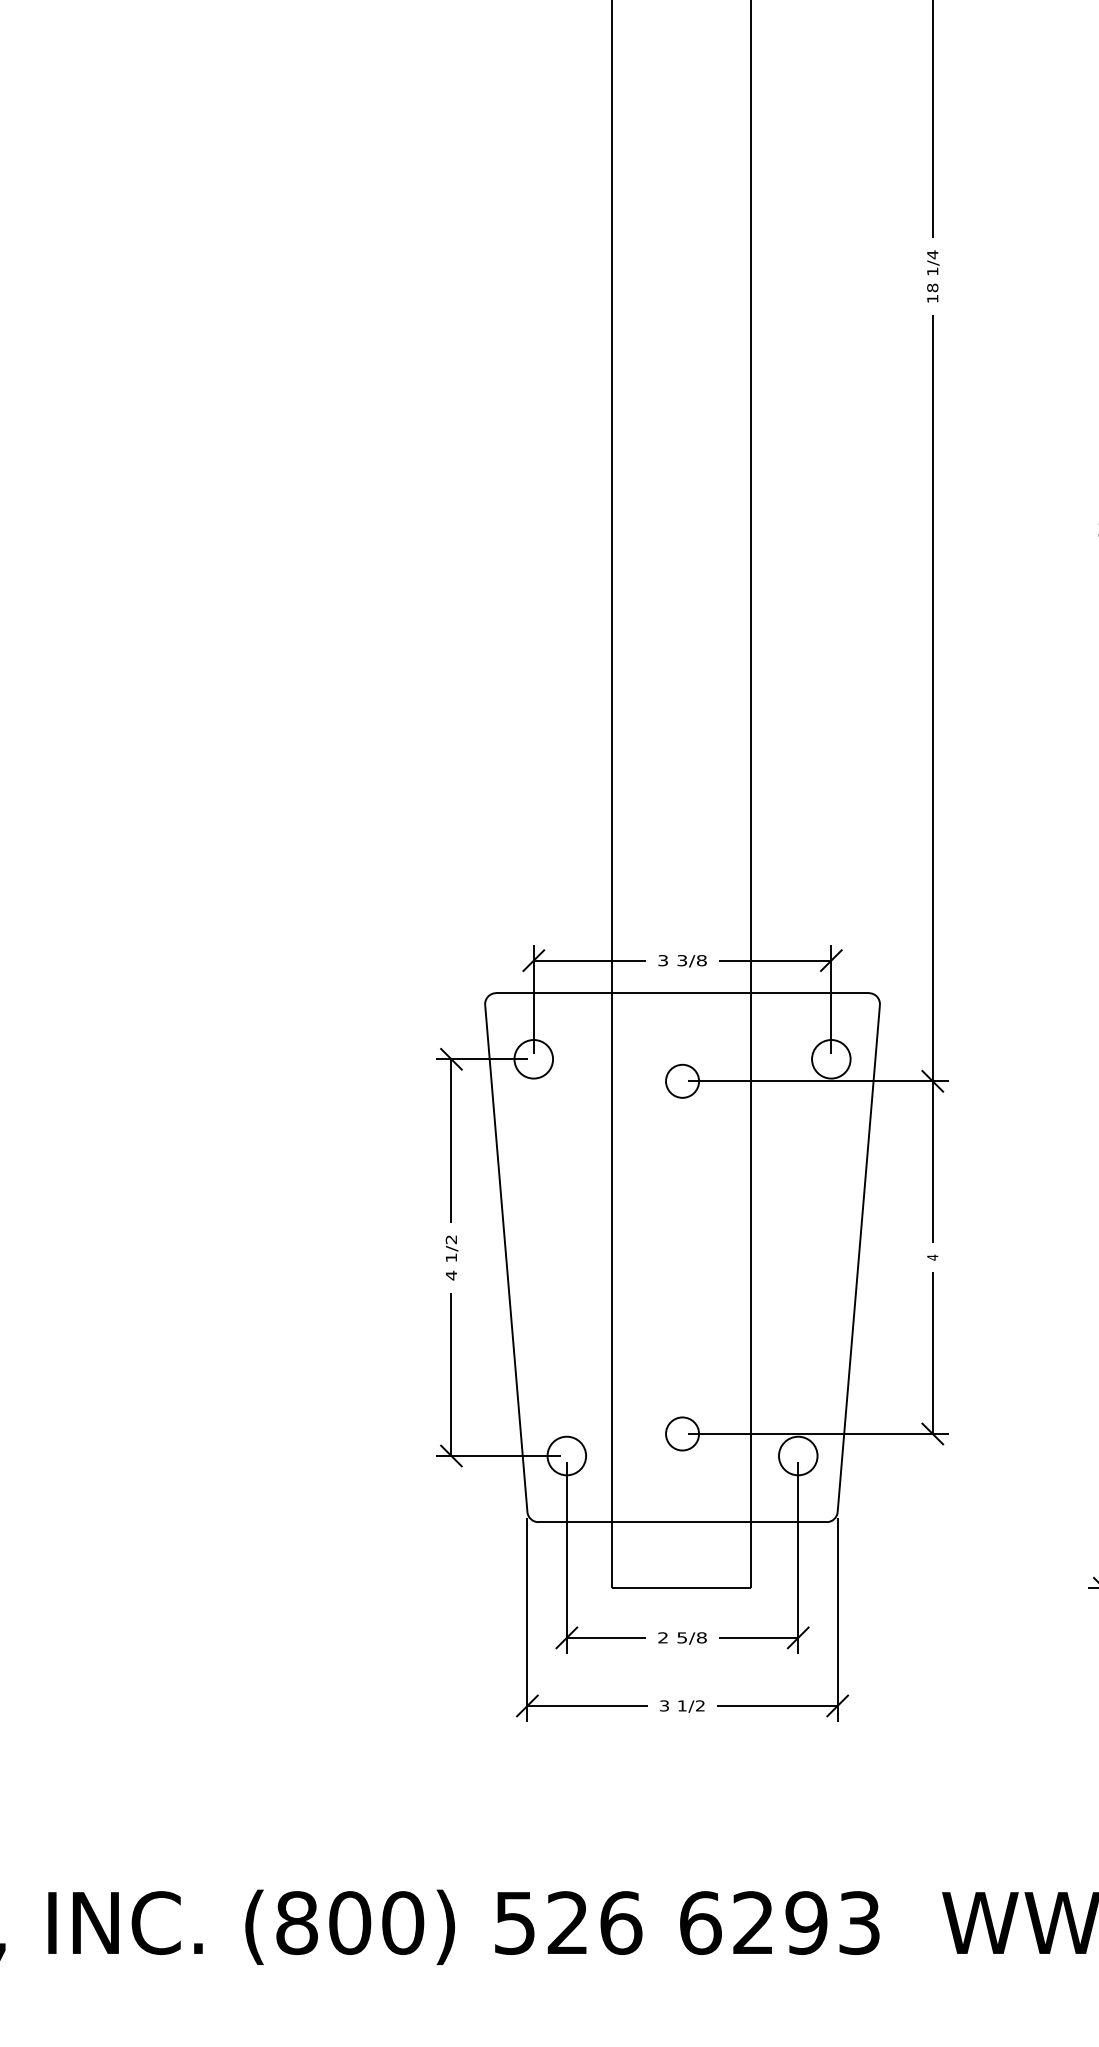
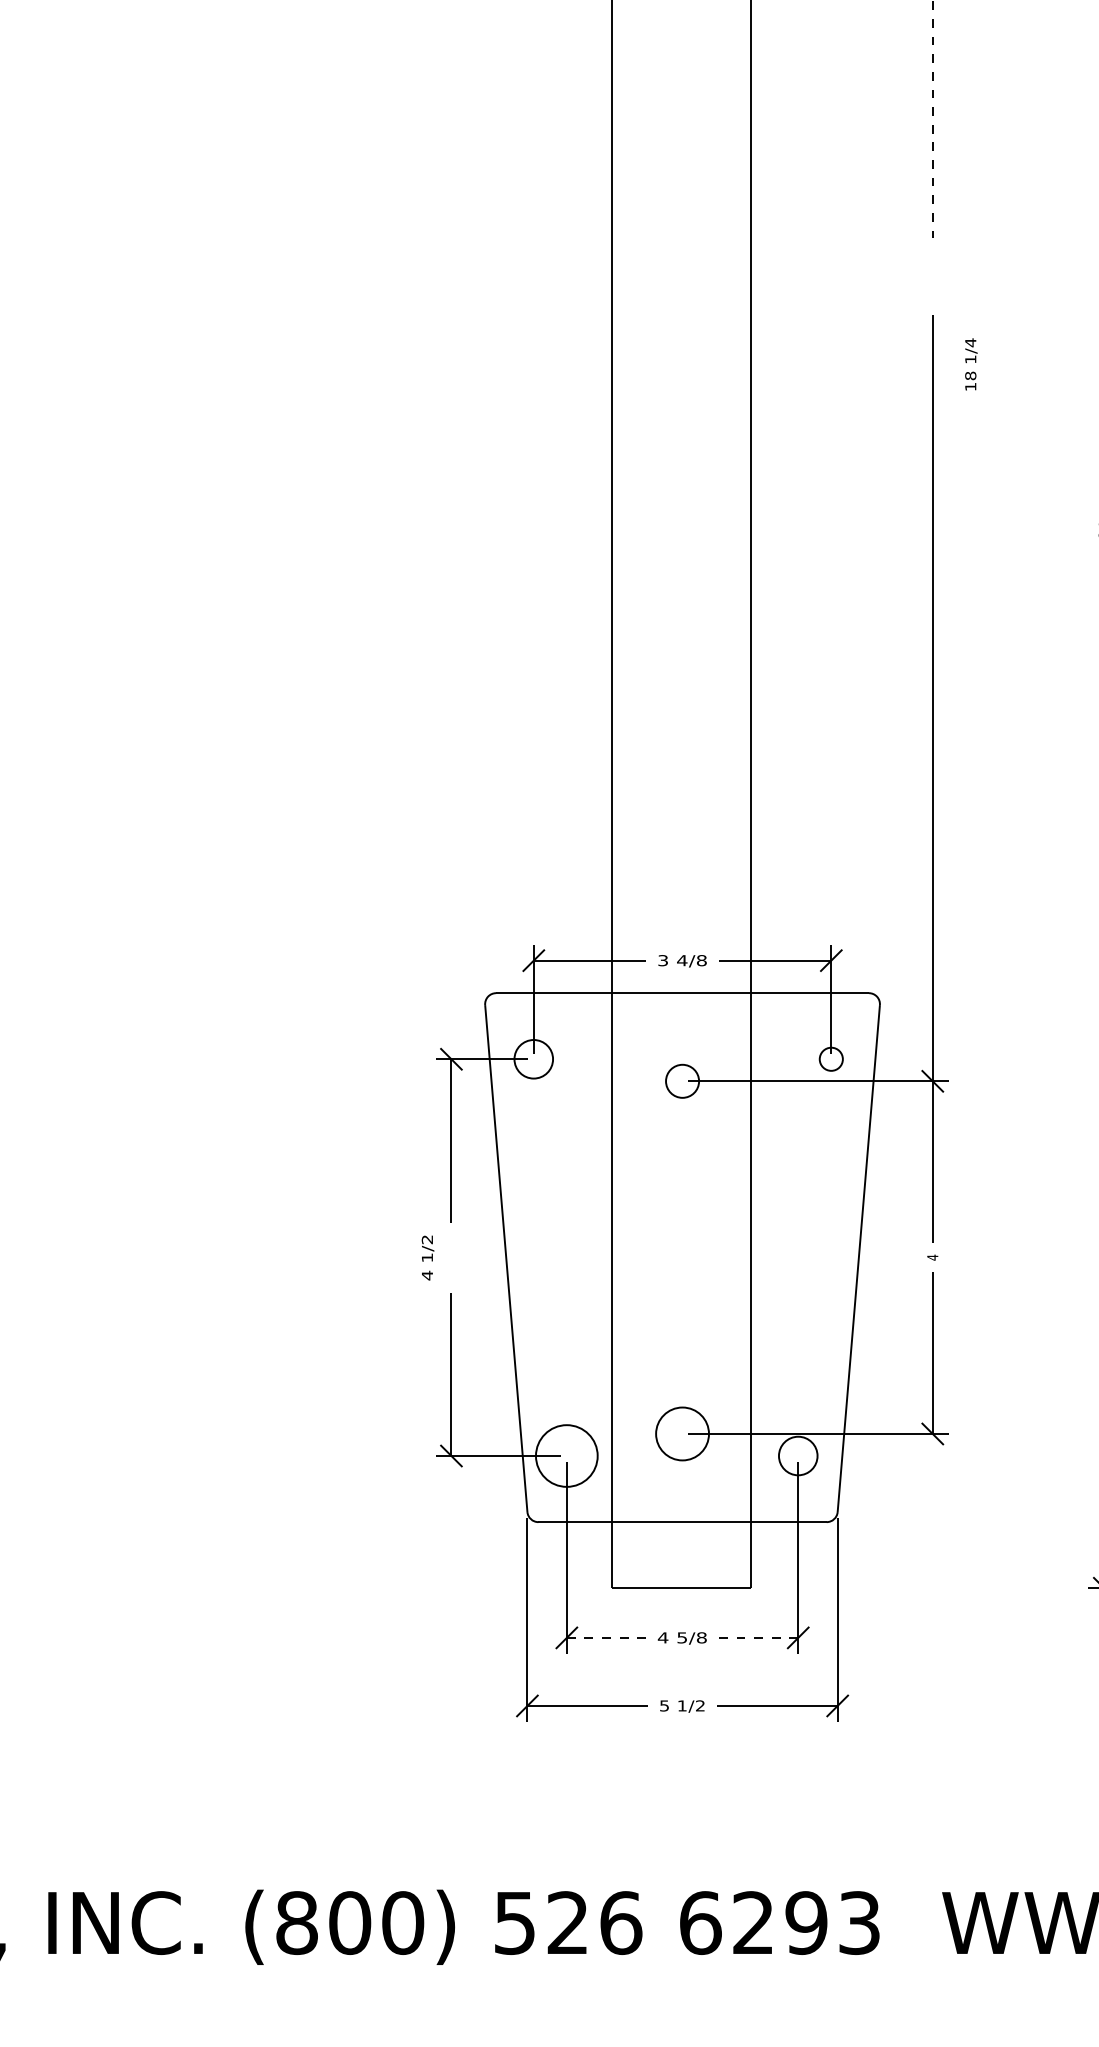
line: solid -> dashed (932, 119)
text position: (933, 276) -> (971, 364) (971, 364)
text: 3/8 -> 4/8 (682, 960)
circle diameter: 39 px -> 23 px (830, 1058)
text position: (451, 1257) -> (427, 1257) (427, 1257)
circle diameter: 33 px -> 53 px (682, 1433)
circle diameter: 39 px -> 62 px (566, 1455)
line: solid -> dashed (606, 1637)
text: 2 -> 4 (662, 1637)
line: solid -> dashed (758, 1637)
text: 3 -> 5 (664, 1705)
